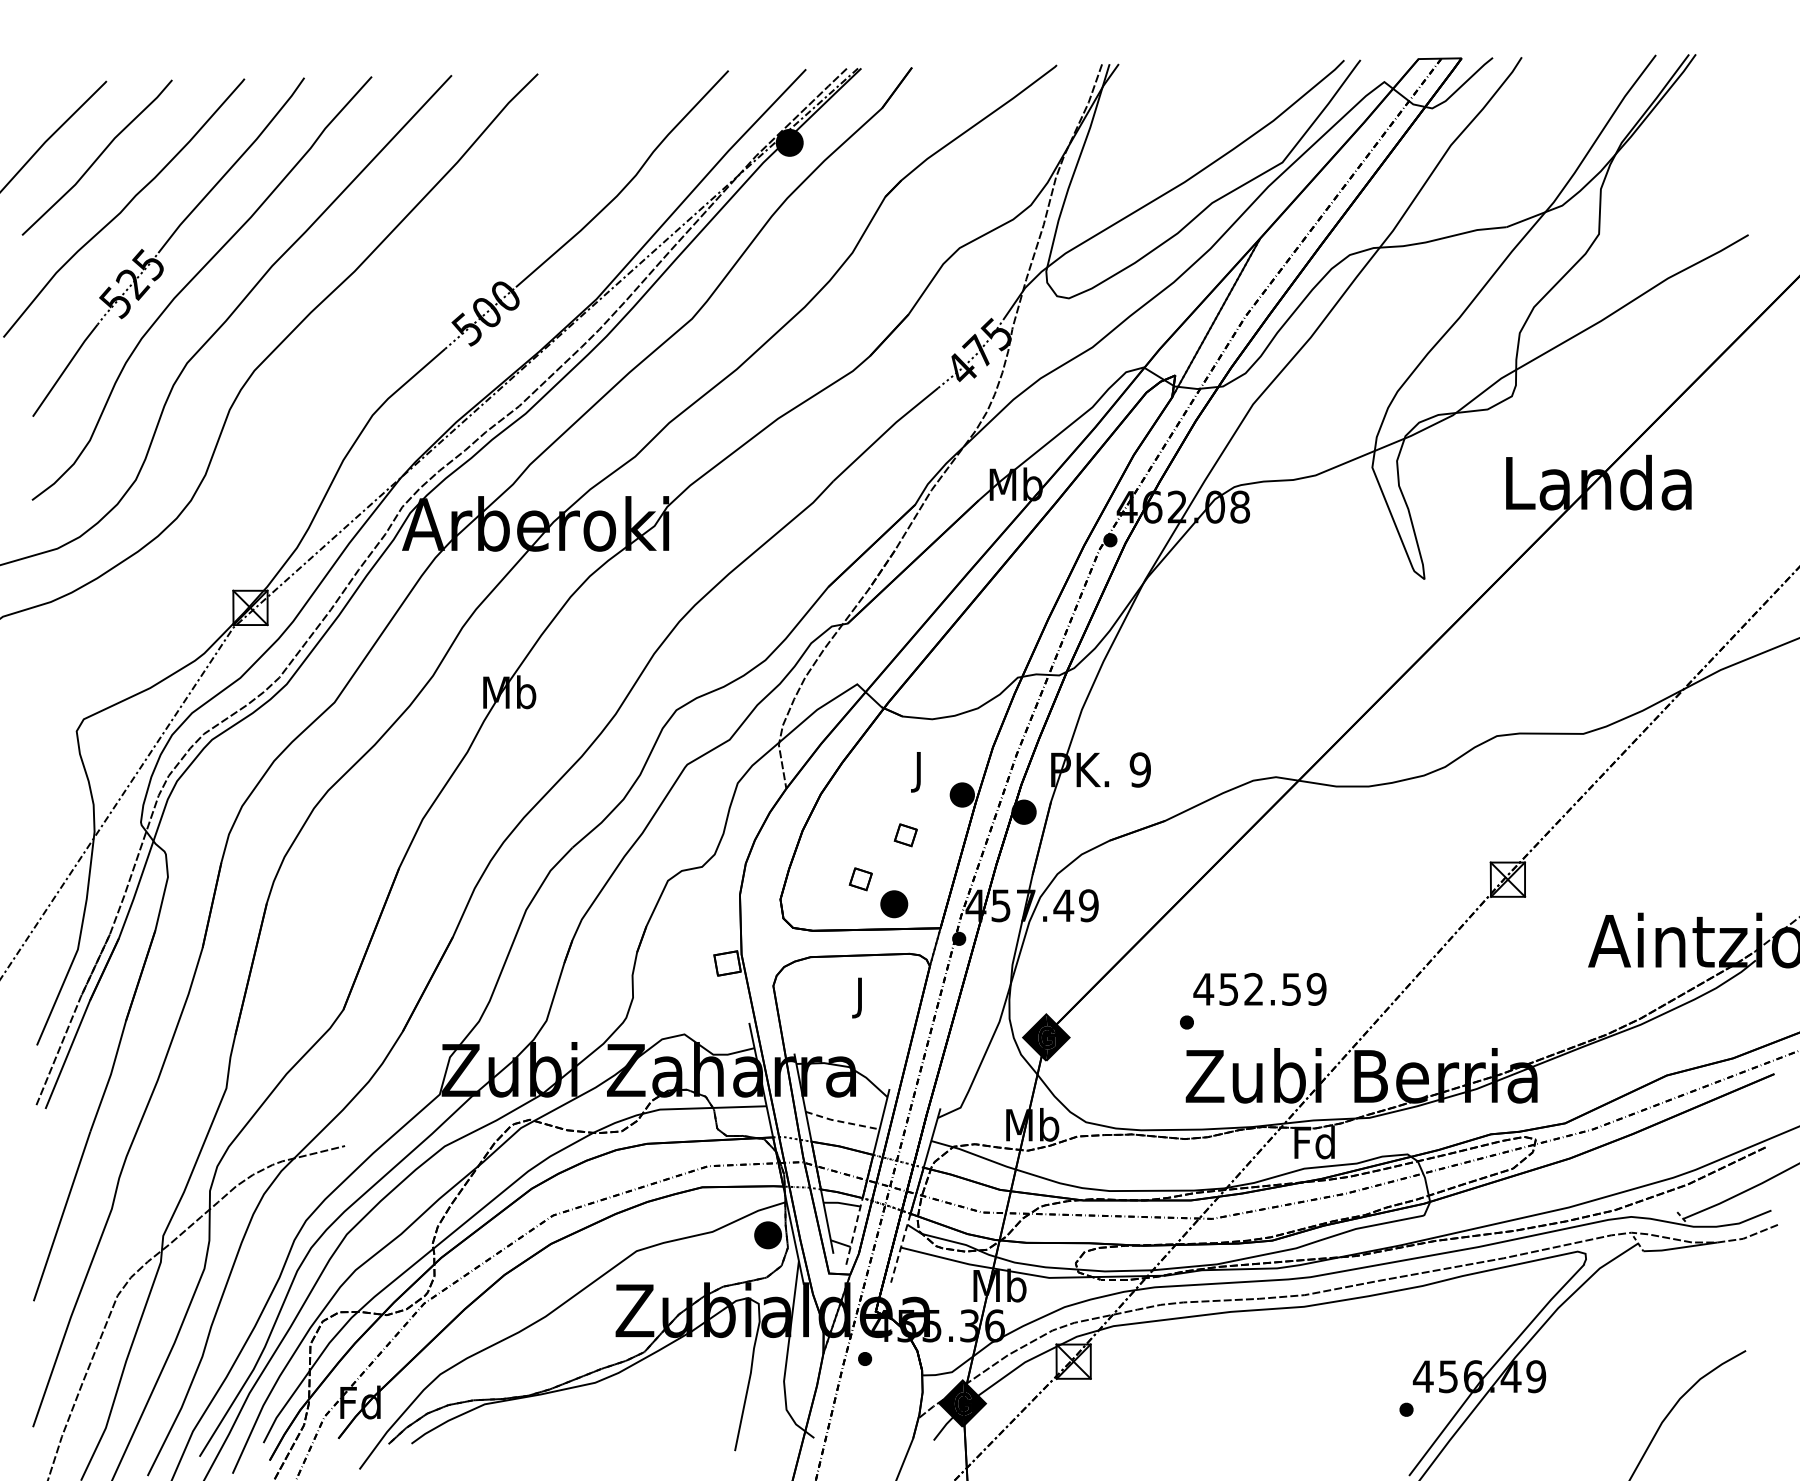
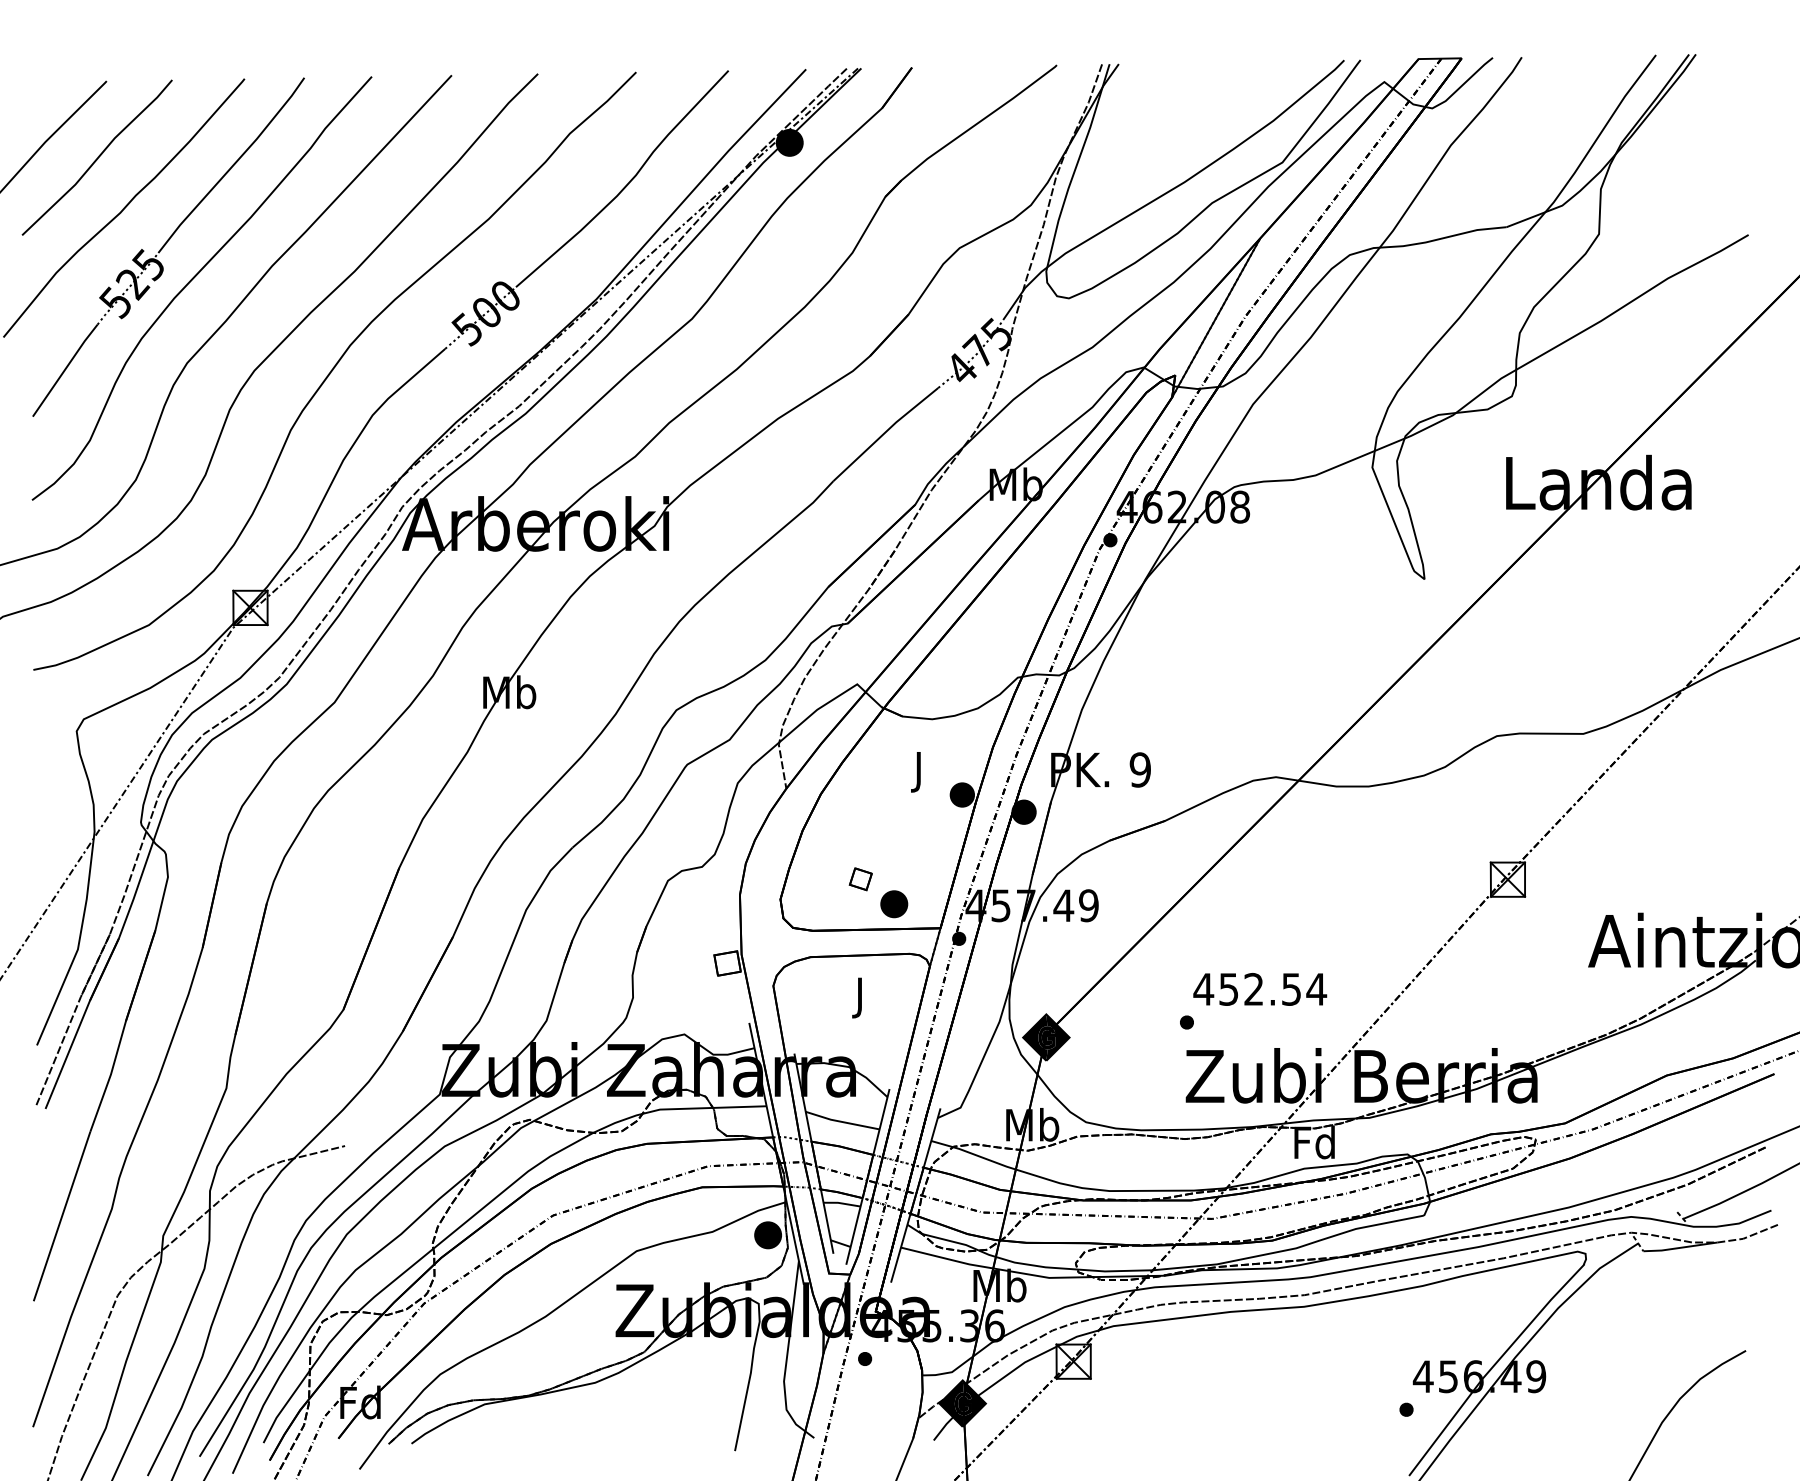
curve: none -> present (333, 370)
part: present -> none (905, 835)
text: 452.59 -> 452.54 (1316, 988)
line: dashed -> solid (841, 1121)
line: dashed -> solid (854, 1230)
line: dashed -> solid (900, 1248)
